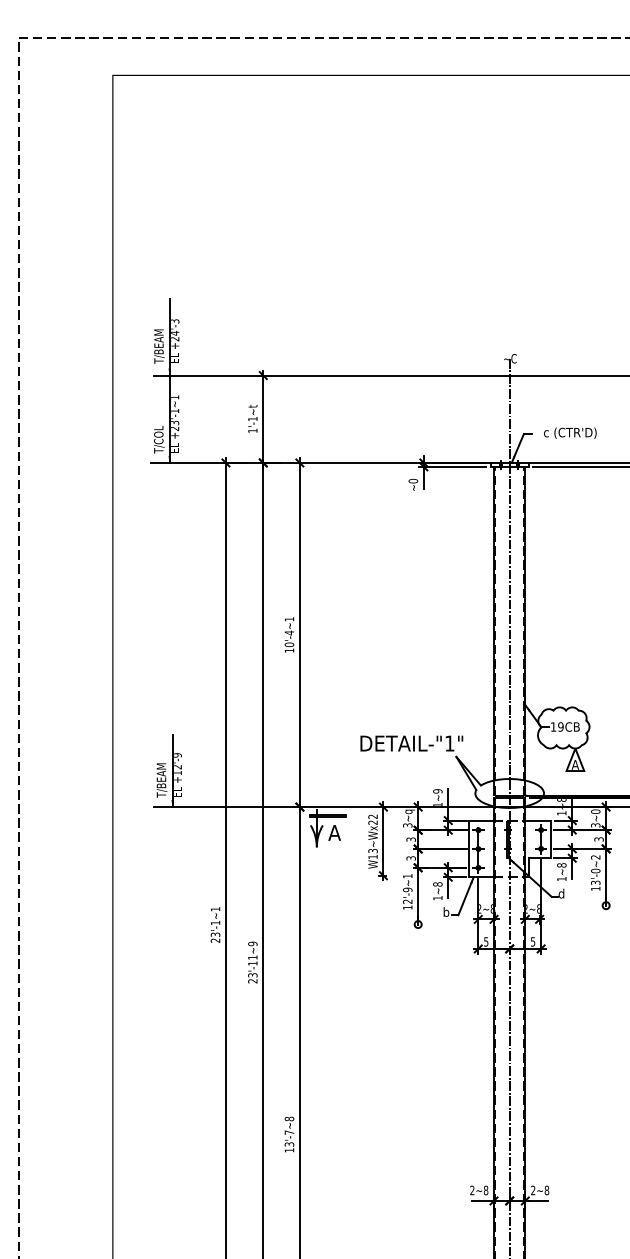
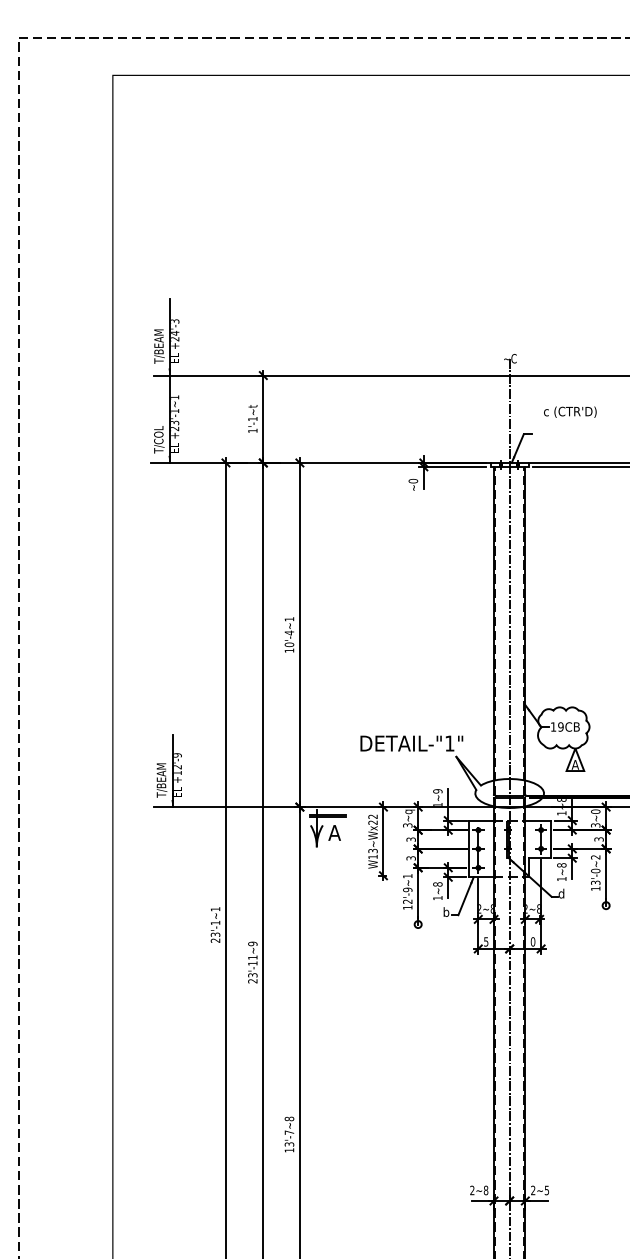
text position: (570, 432) -> (570, 411) (570, 411)
text: 5 -> 0 (532, 941)
text: 2~8 -> 2~5 (546, 1190)
